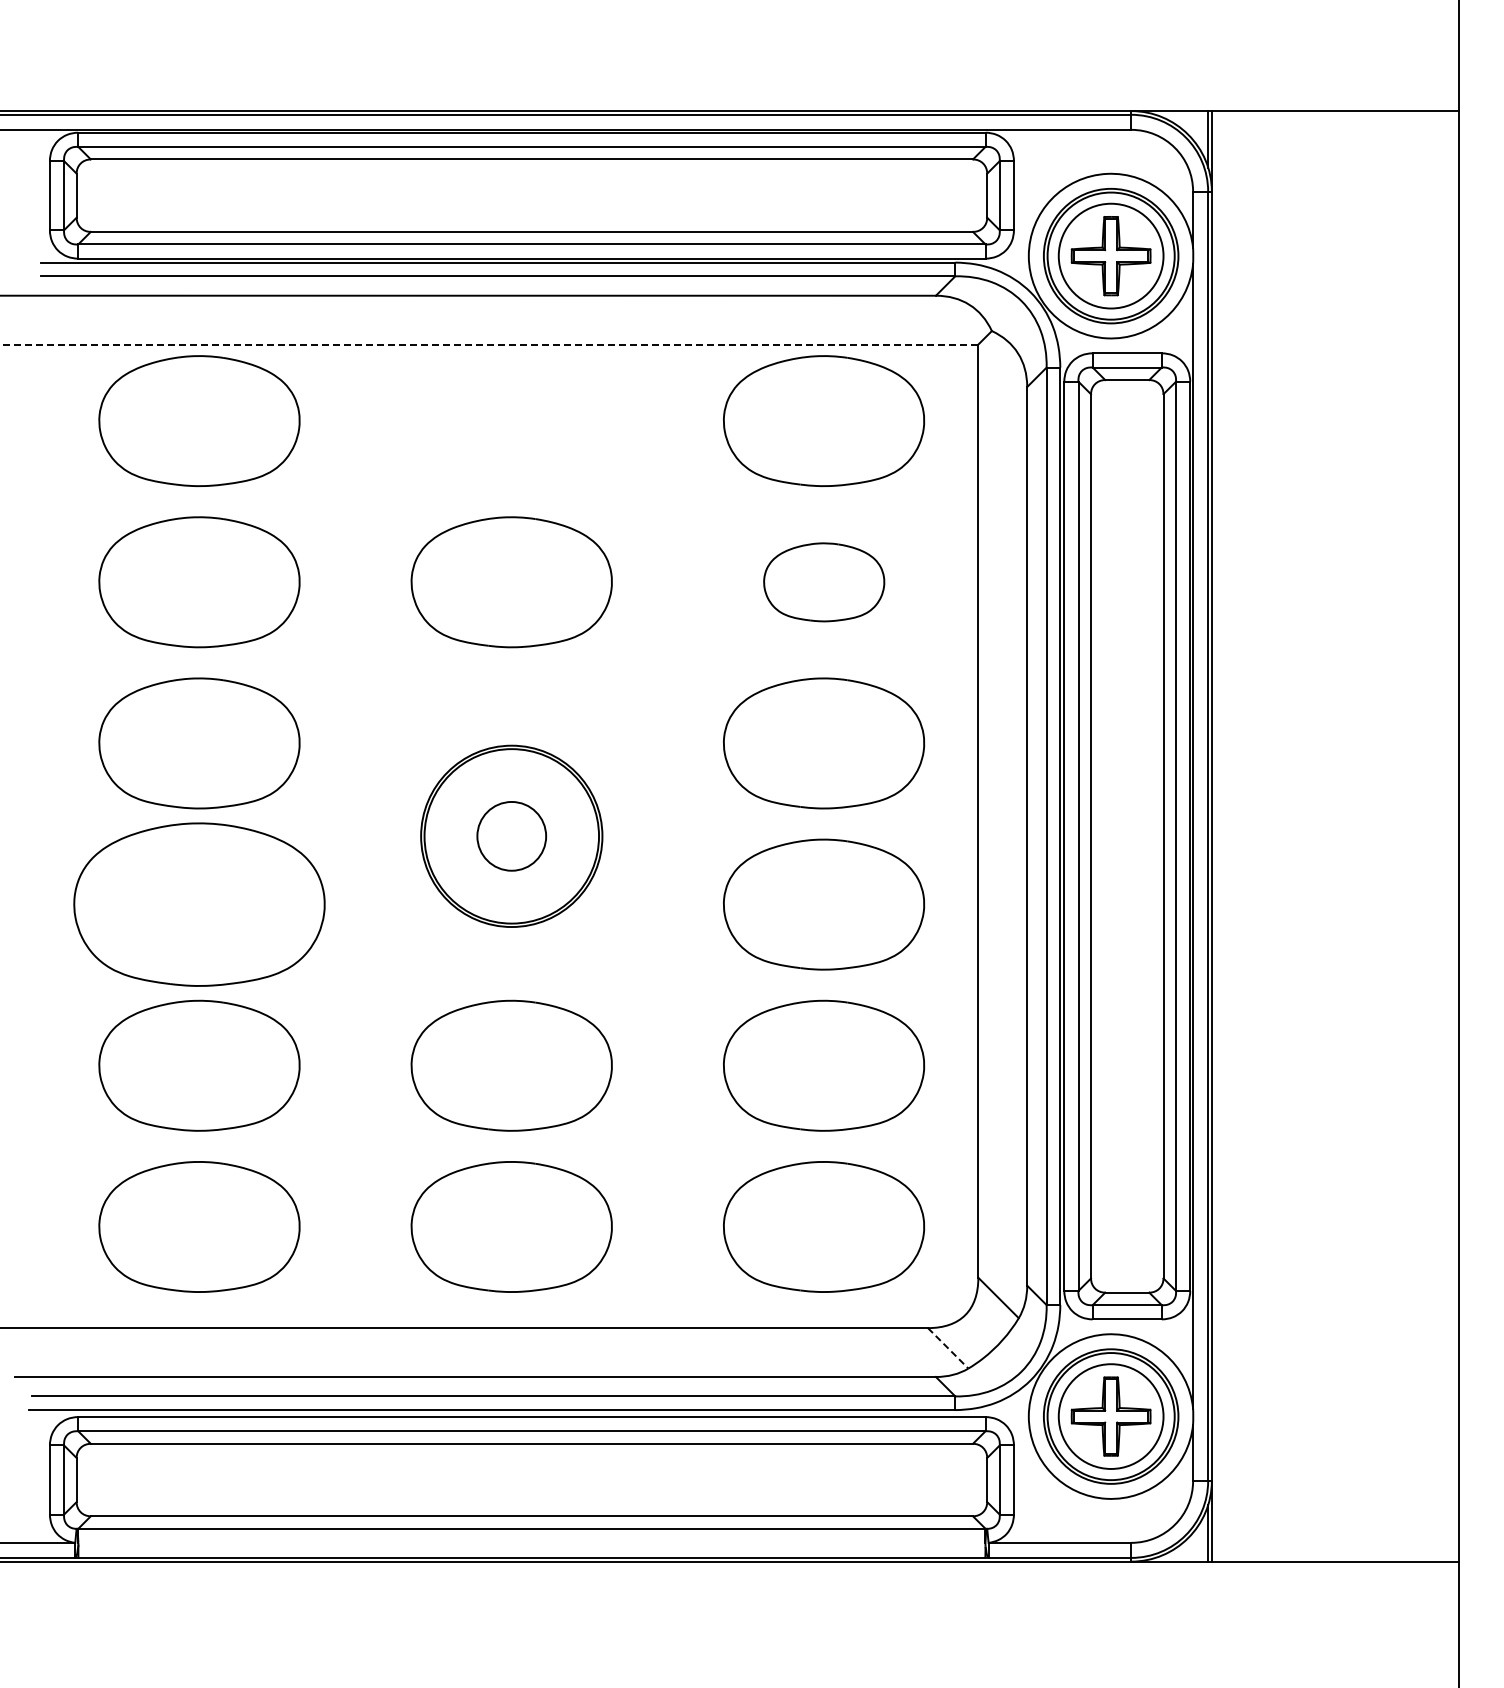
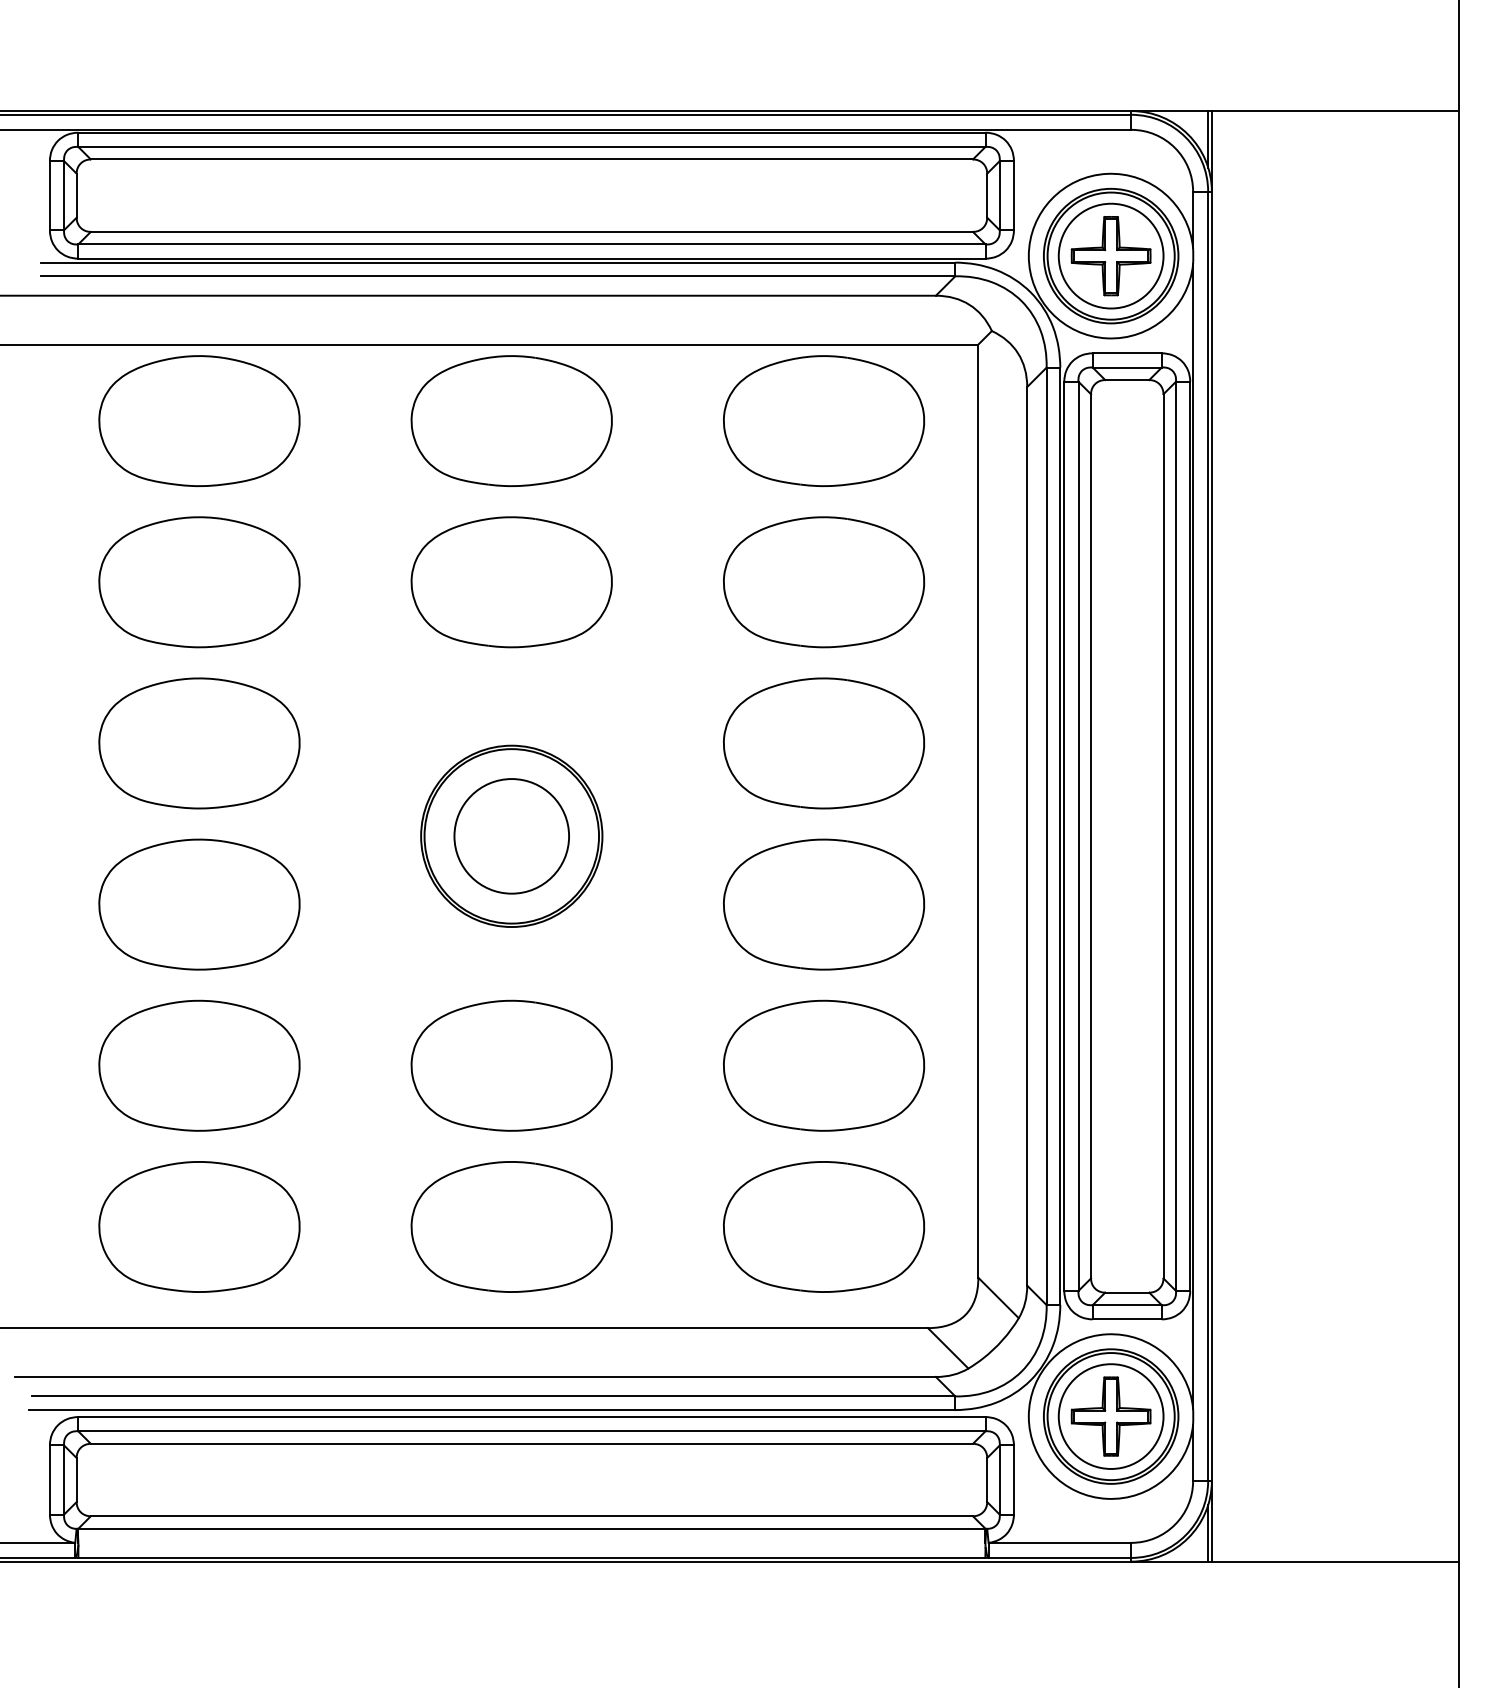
line: dashed -> solid (489, 344)
part: none -> present (511, 420)
part size: 123x81 px -> 203x133 px (824, 582)
circle diameter: 69 px -> 115 px (511, 836)
part size: 253x165 px -> 203x133 px (199, 904)
line: dashed -> solid (948, 1348)
